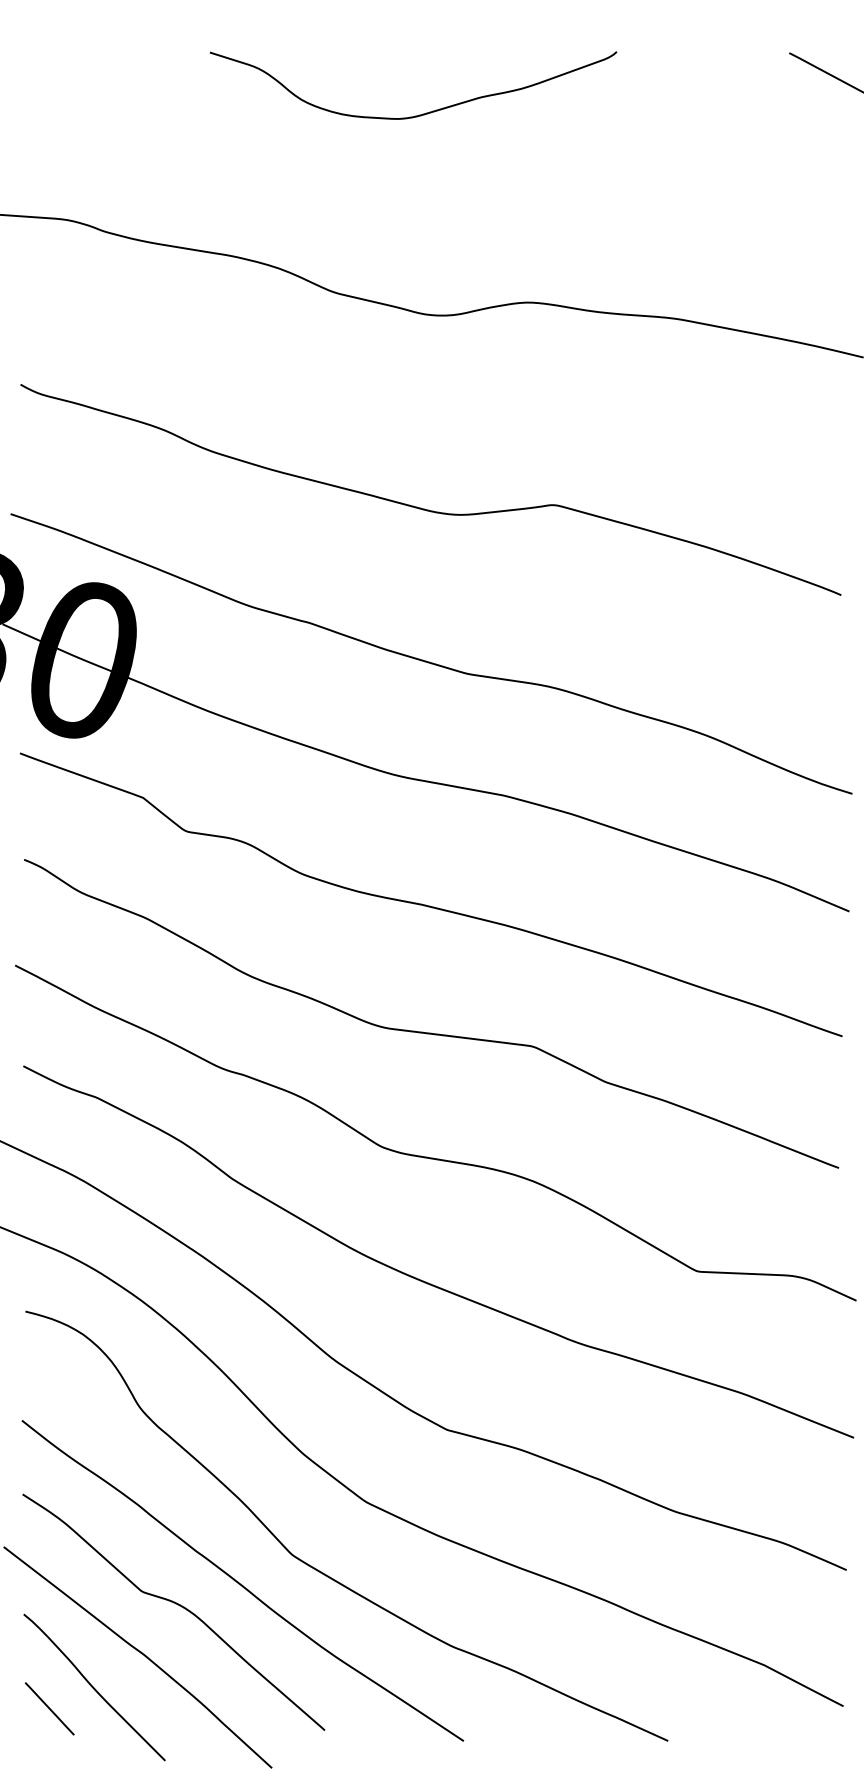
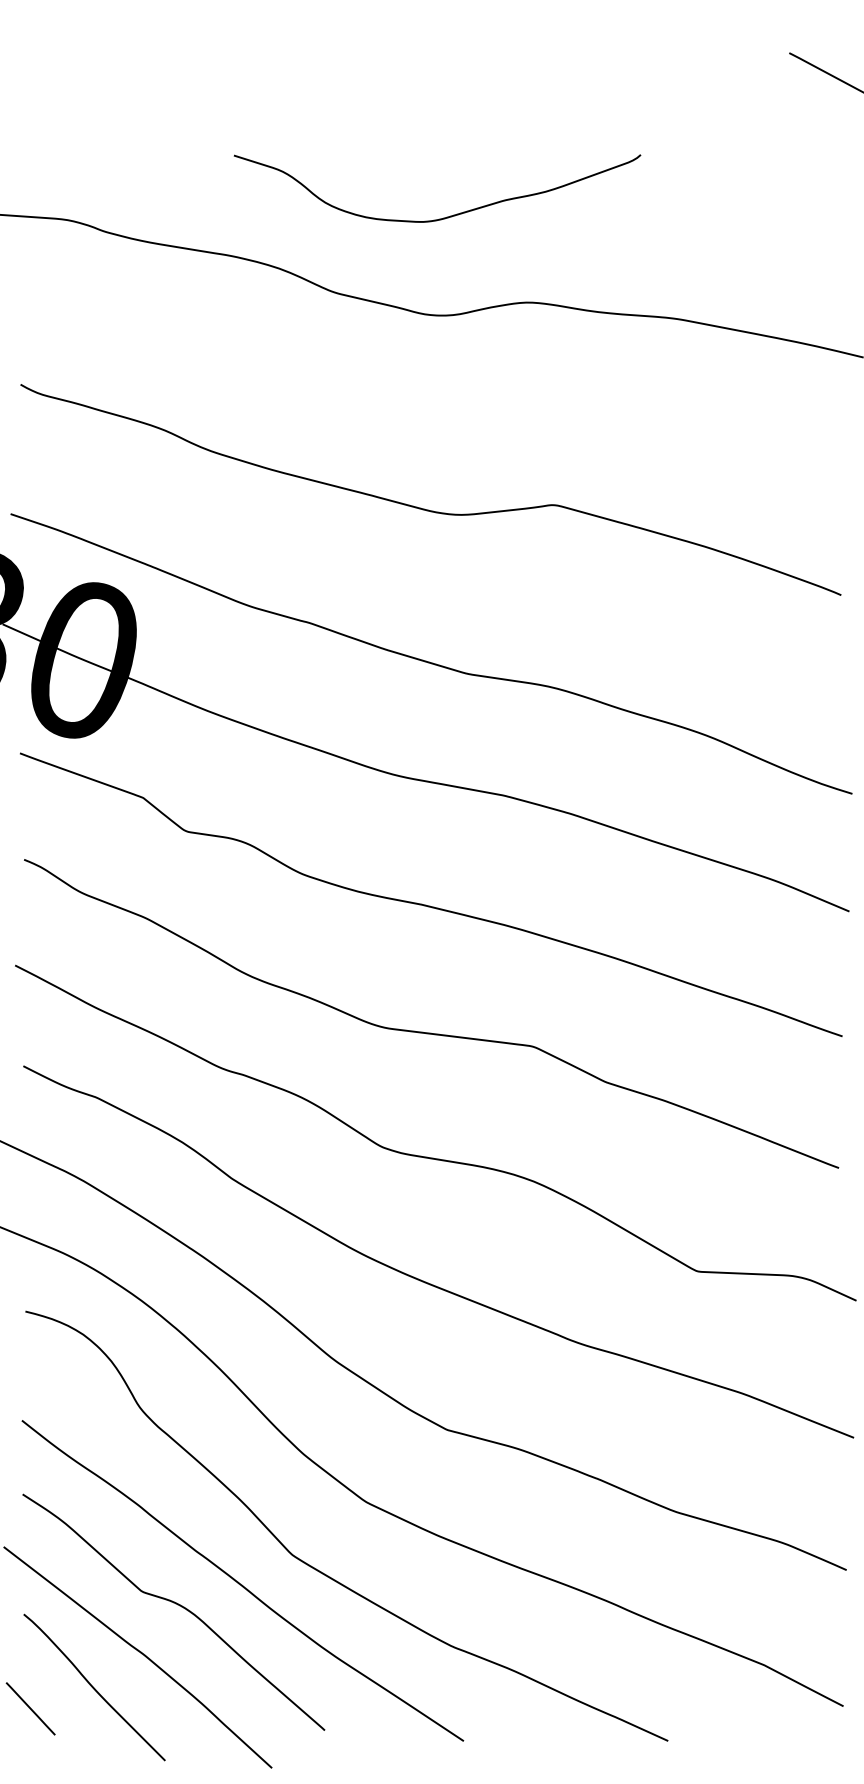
curve position: (419, 114) -> (443, 217) (443, 217)
line position: (49, 1708) -> (30, 1708) (30, 1708)
